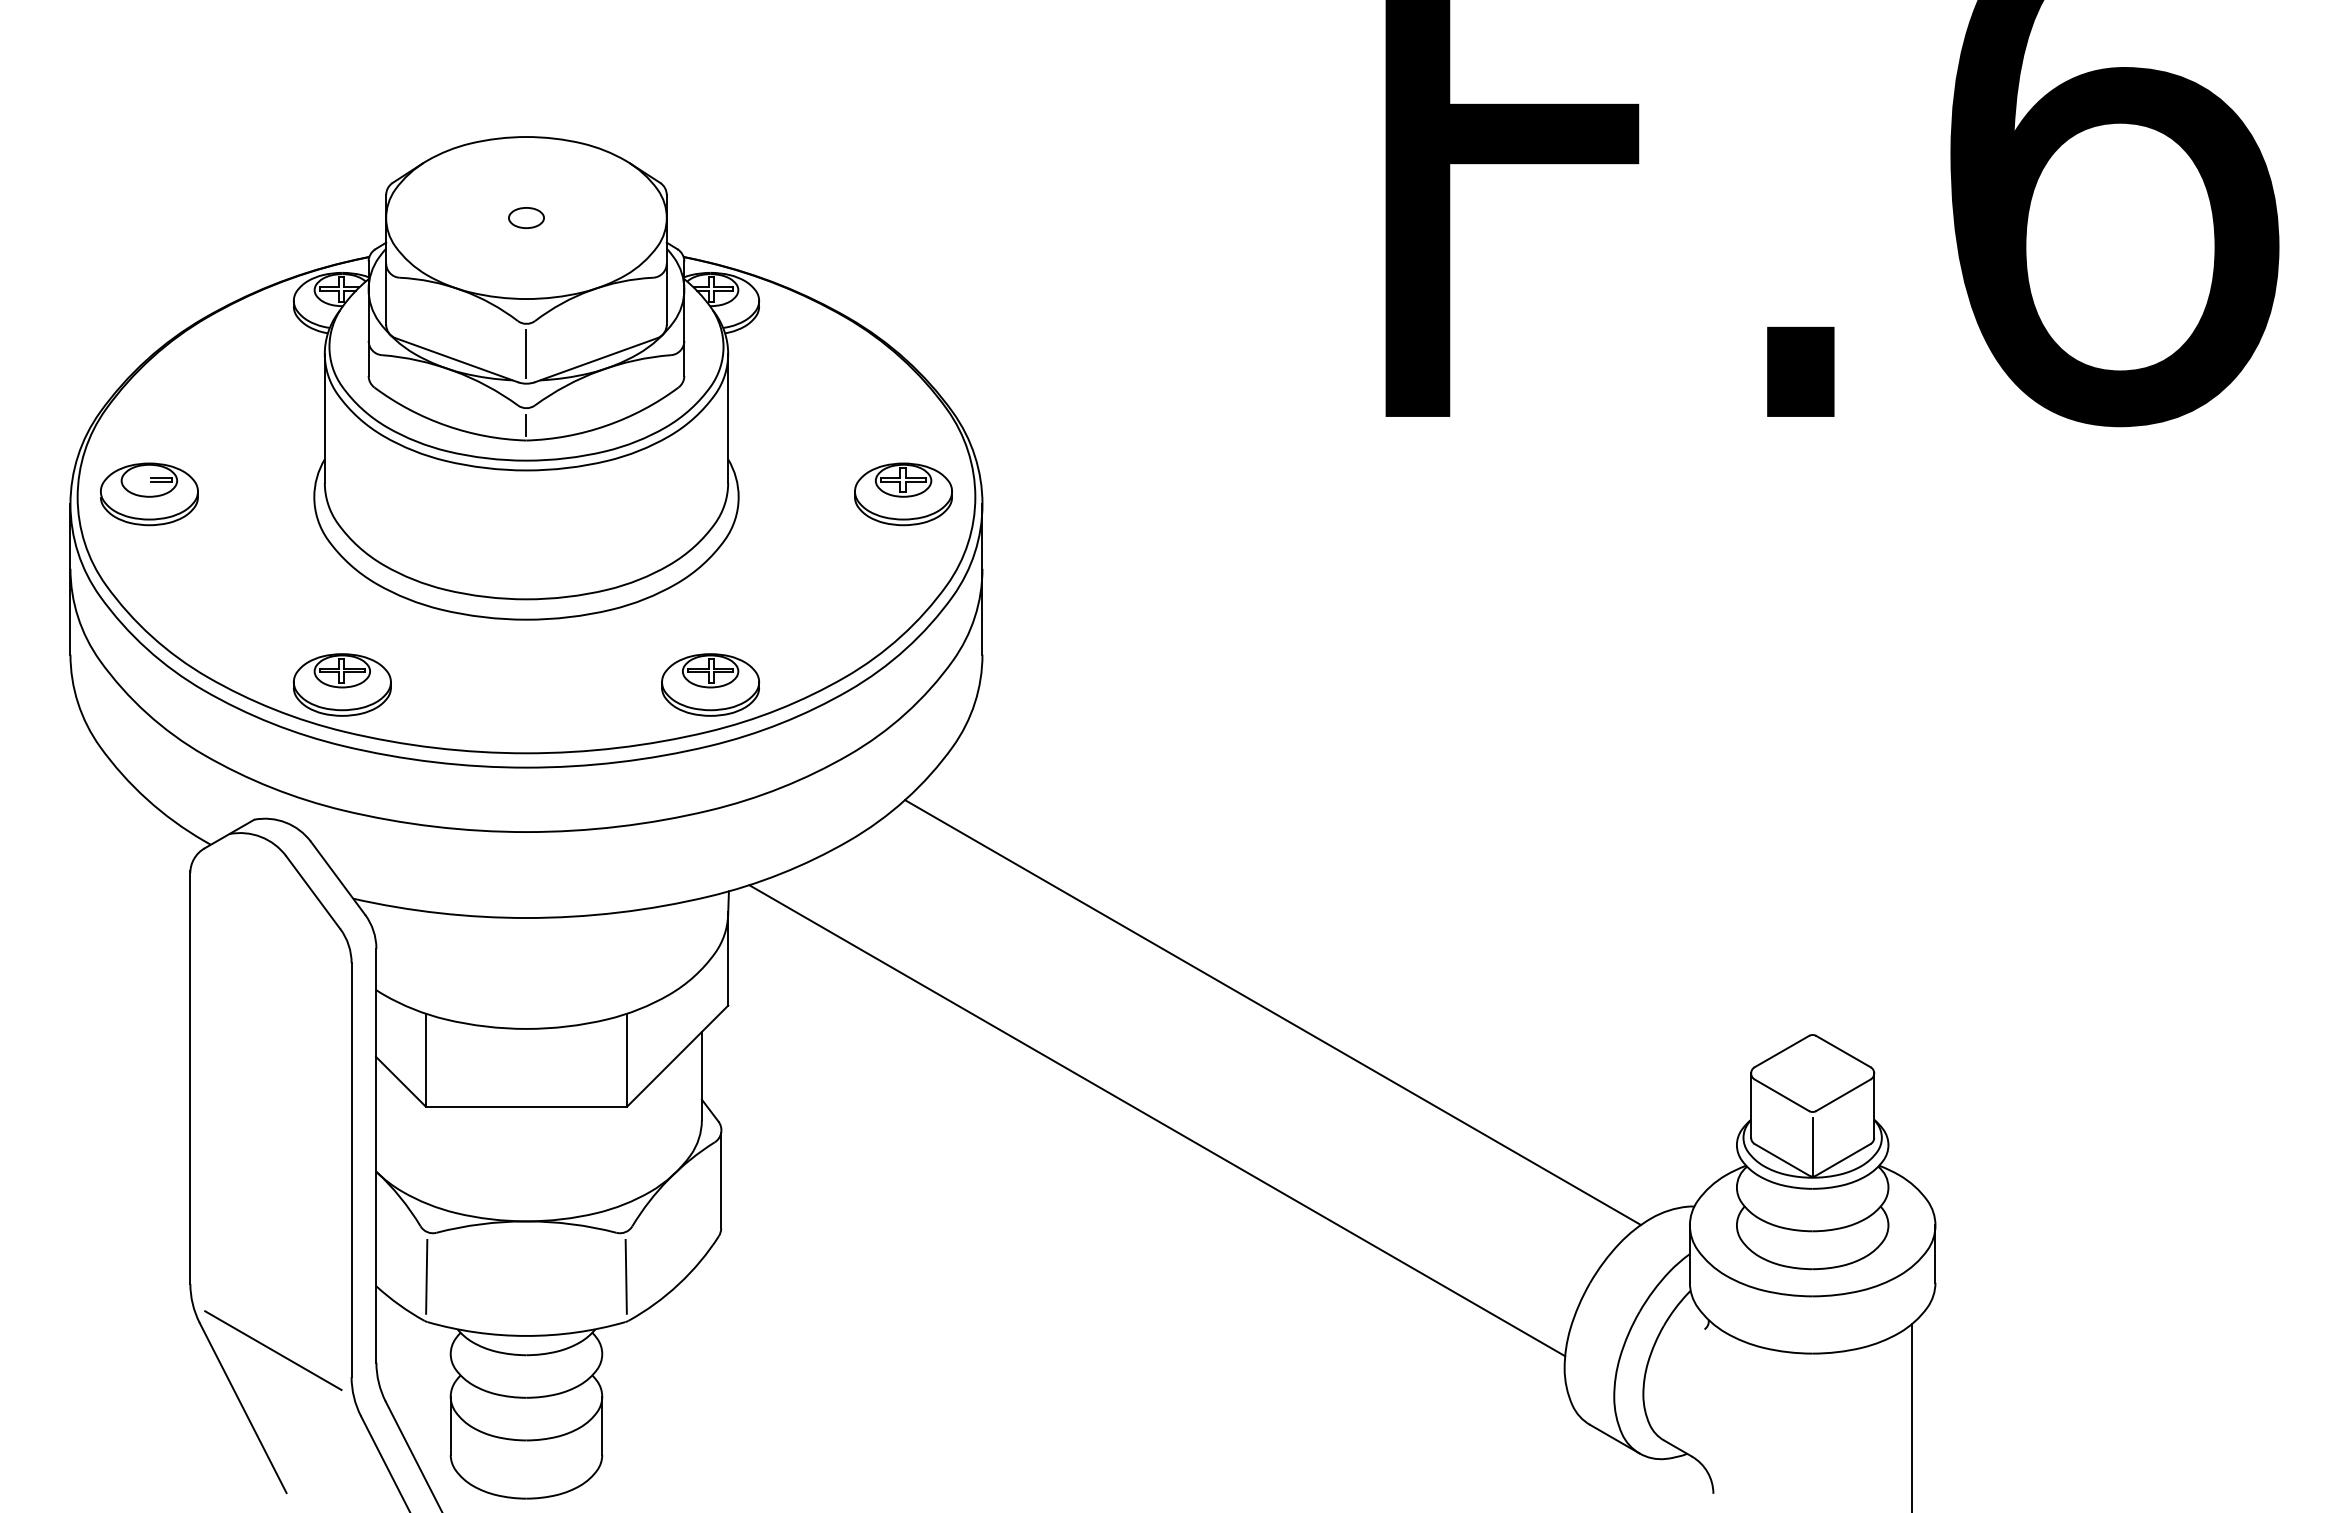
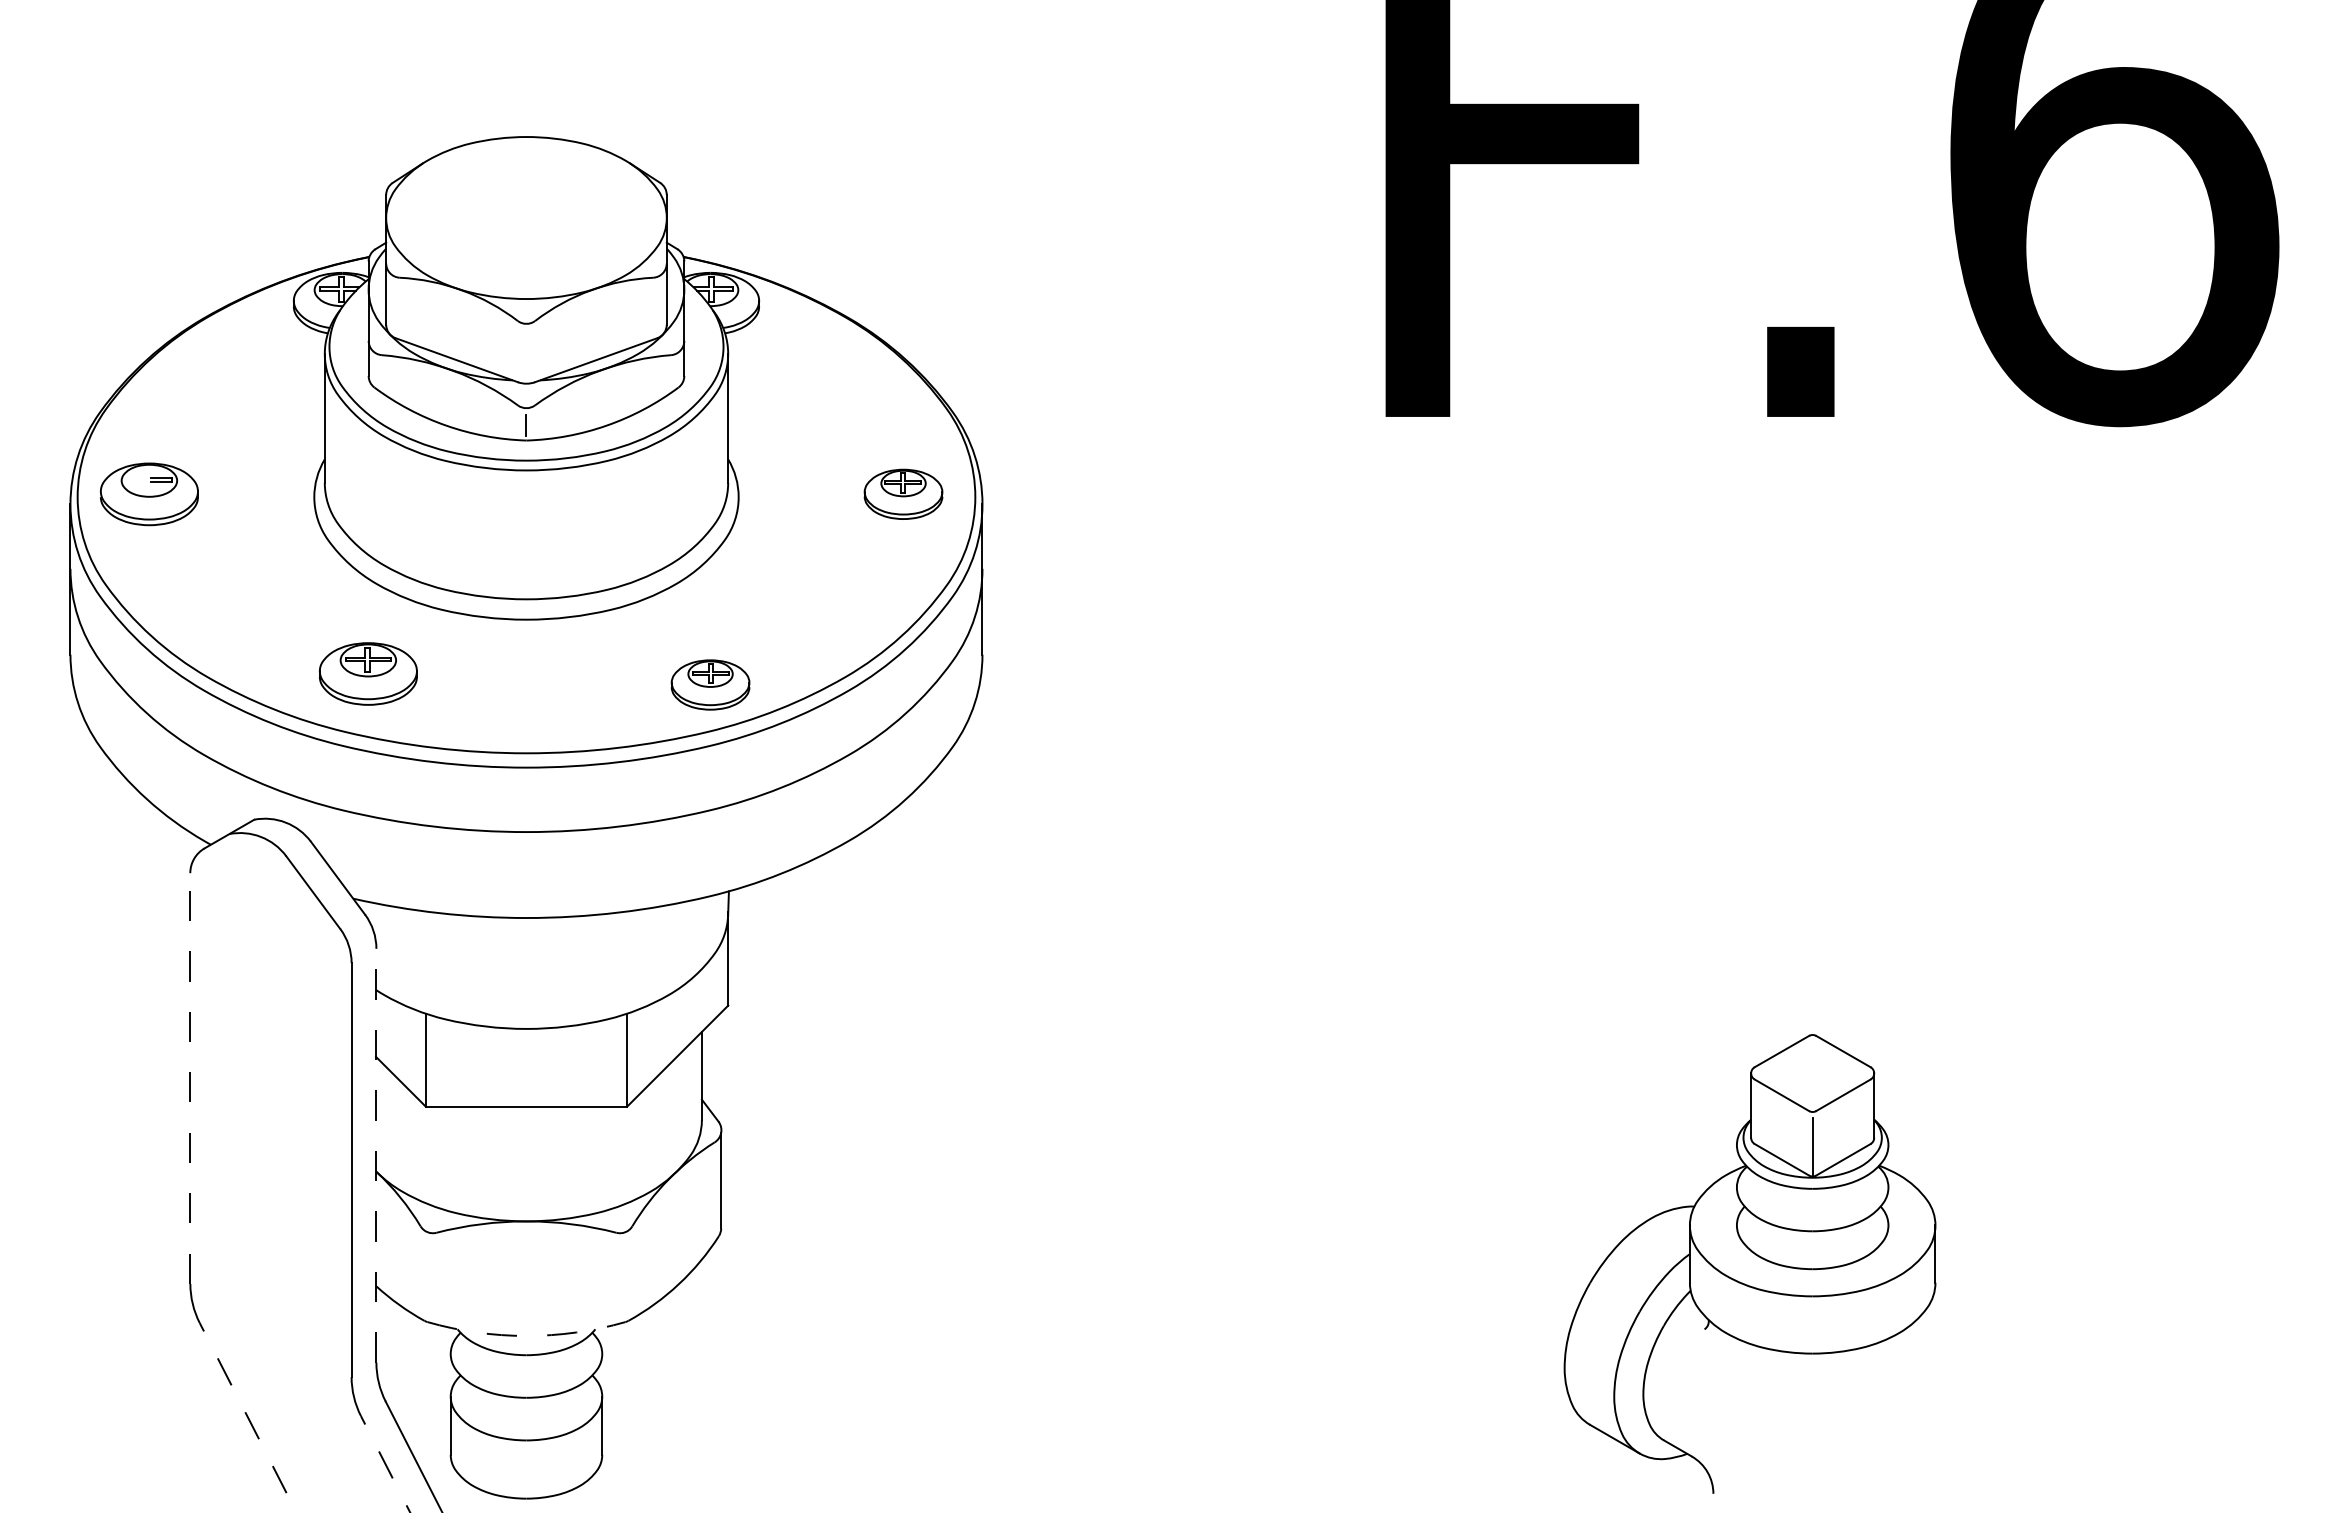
part: present -> none (526, 217)
line: present -> none (526, 354)
part size: 99x65 px -> 81x52 px (903, 493)
part position: (342, 684) -> (368, 673) (368, 673)
part size: 99x64 px -> 81x52 px (710, 684)
line: present -> none (1272, 1012)
line: solid -> dashed (190, 1077)
line: present -> none (1157, 1120)
line: solid -> dashed (376, 1155)
line: present -> none (426, 1276)
line: present -> none (625, 1276)
arc: solid -> dashed (526, 1335)
line: present -> none (273, 1350)
line: solid -> dashed (242, 1407)
line: present -> none (1911, 1416)
line: solid -> dashed (385, 1464)
